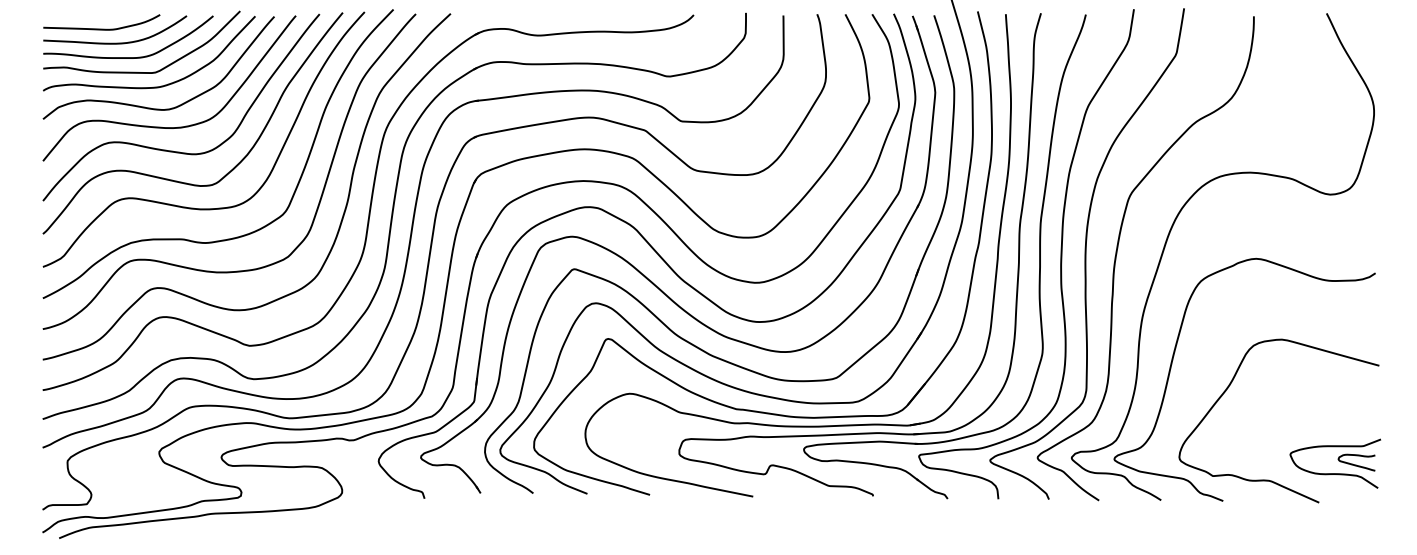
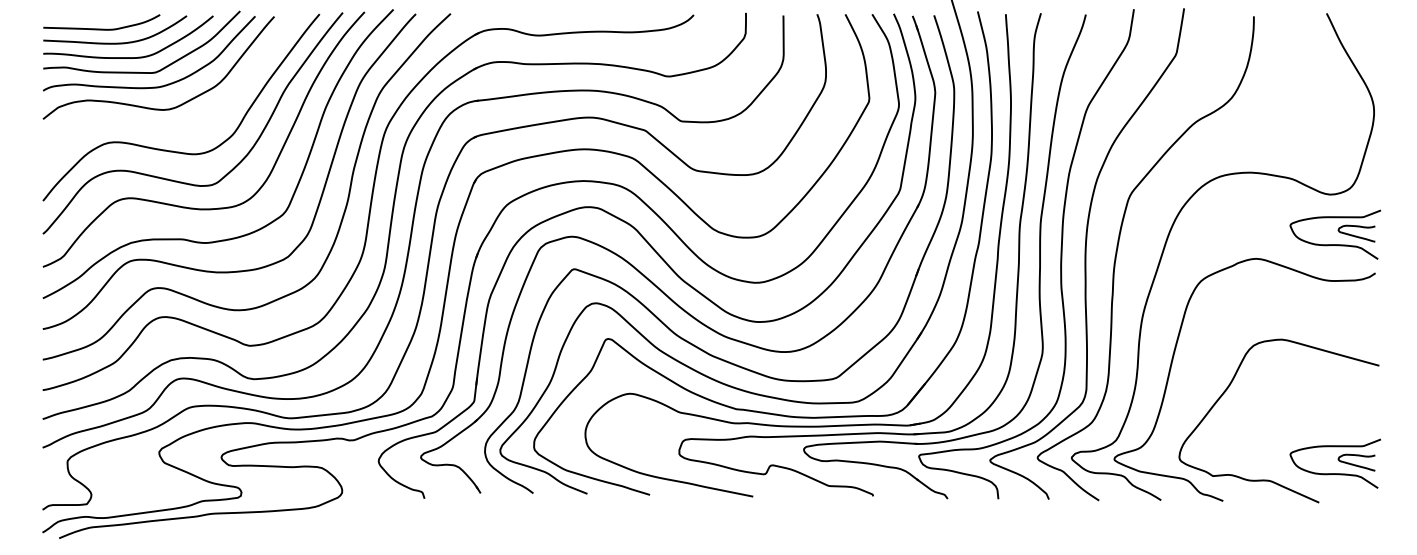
curve: present -> none (161, 126)
part: none -> present (1335, 234)
